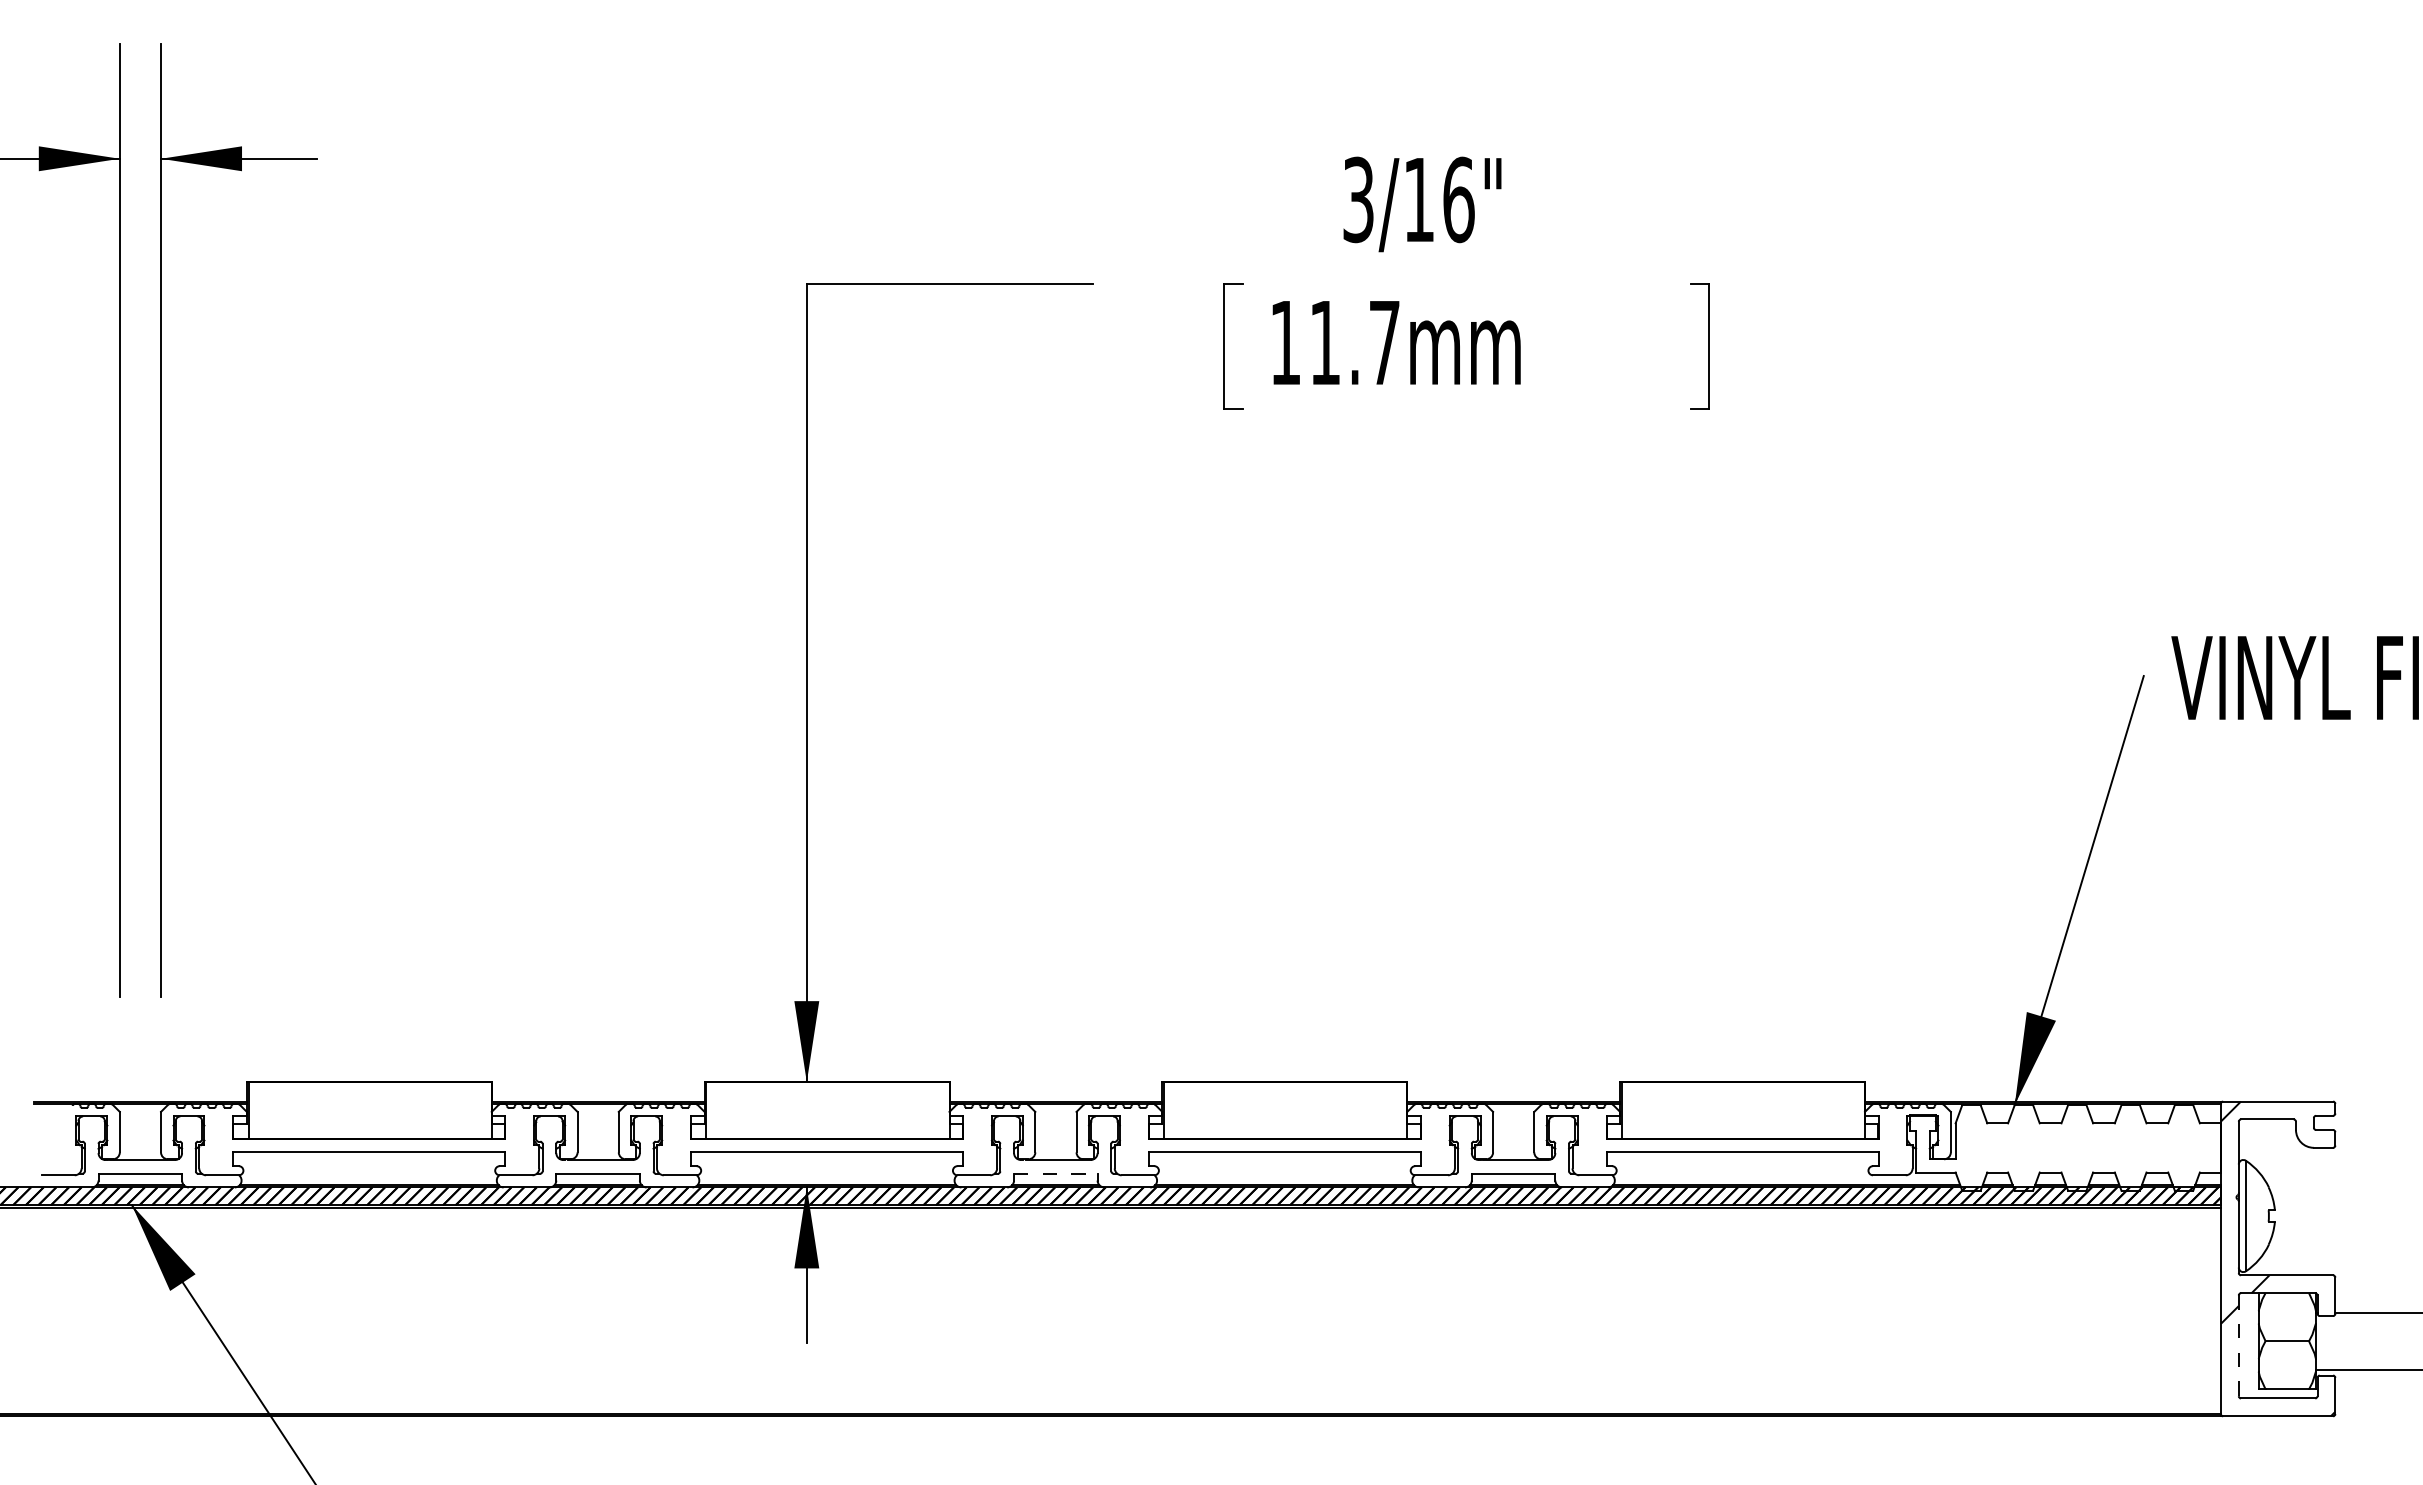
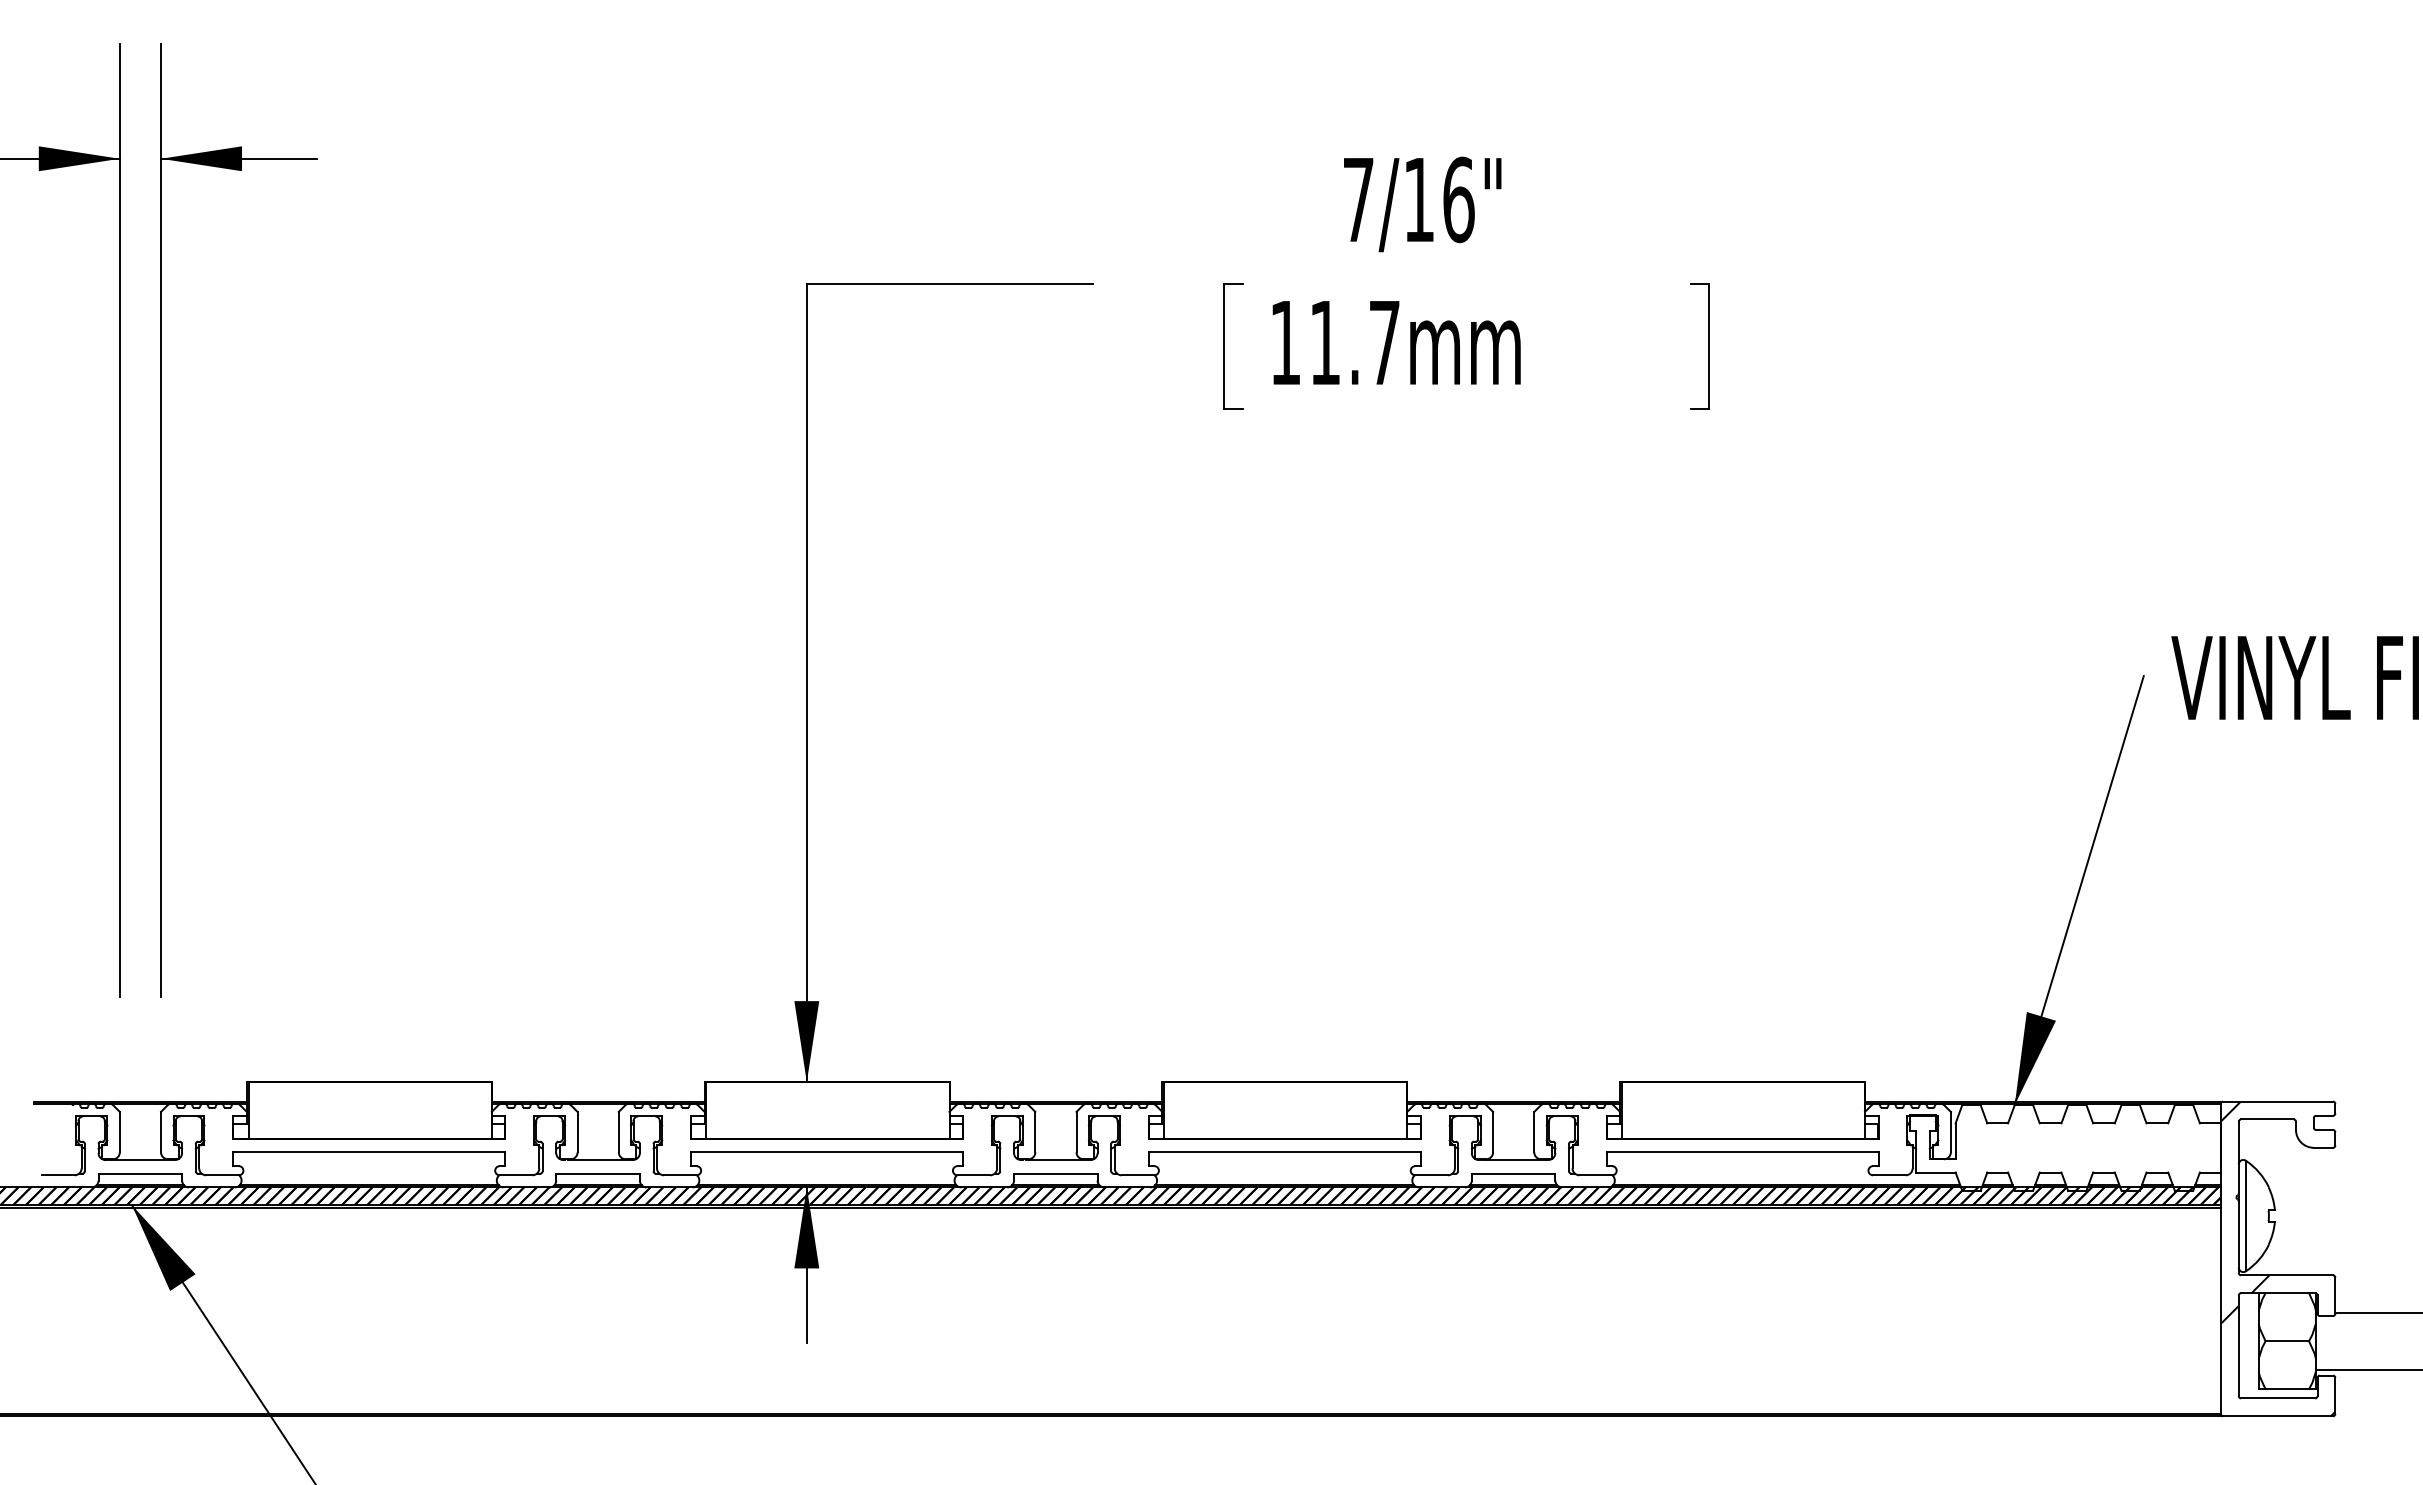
text: 3/16" -> 7/16" (1358, 199)
line: dashed -> solid (1055, 1173)
line: dashed -> solid (2238, 1346)
